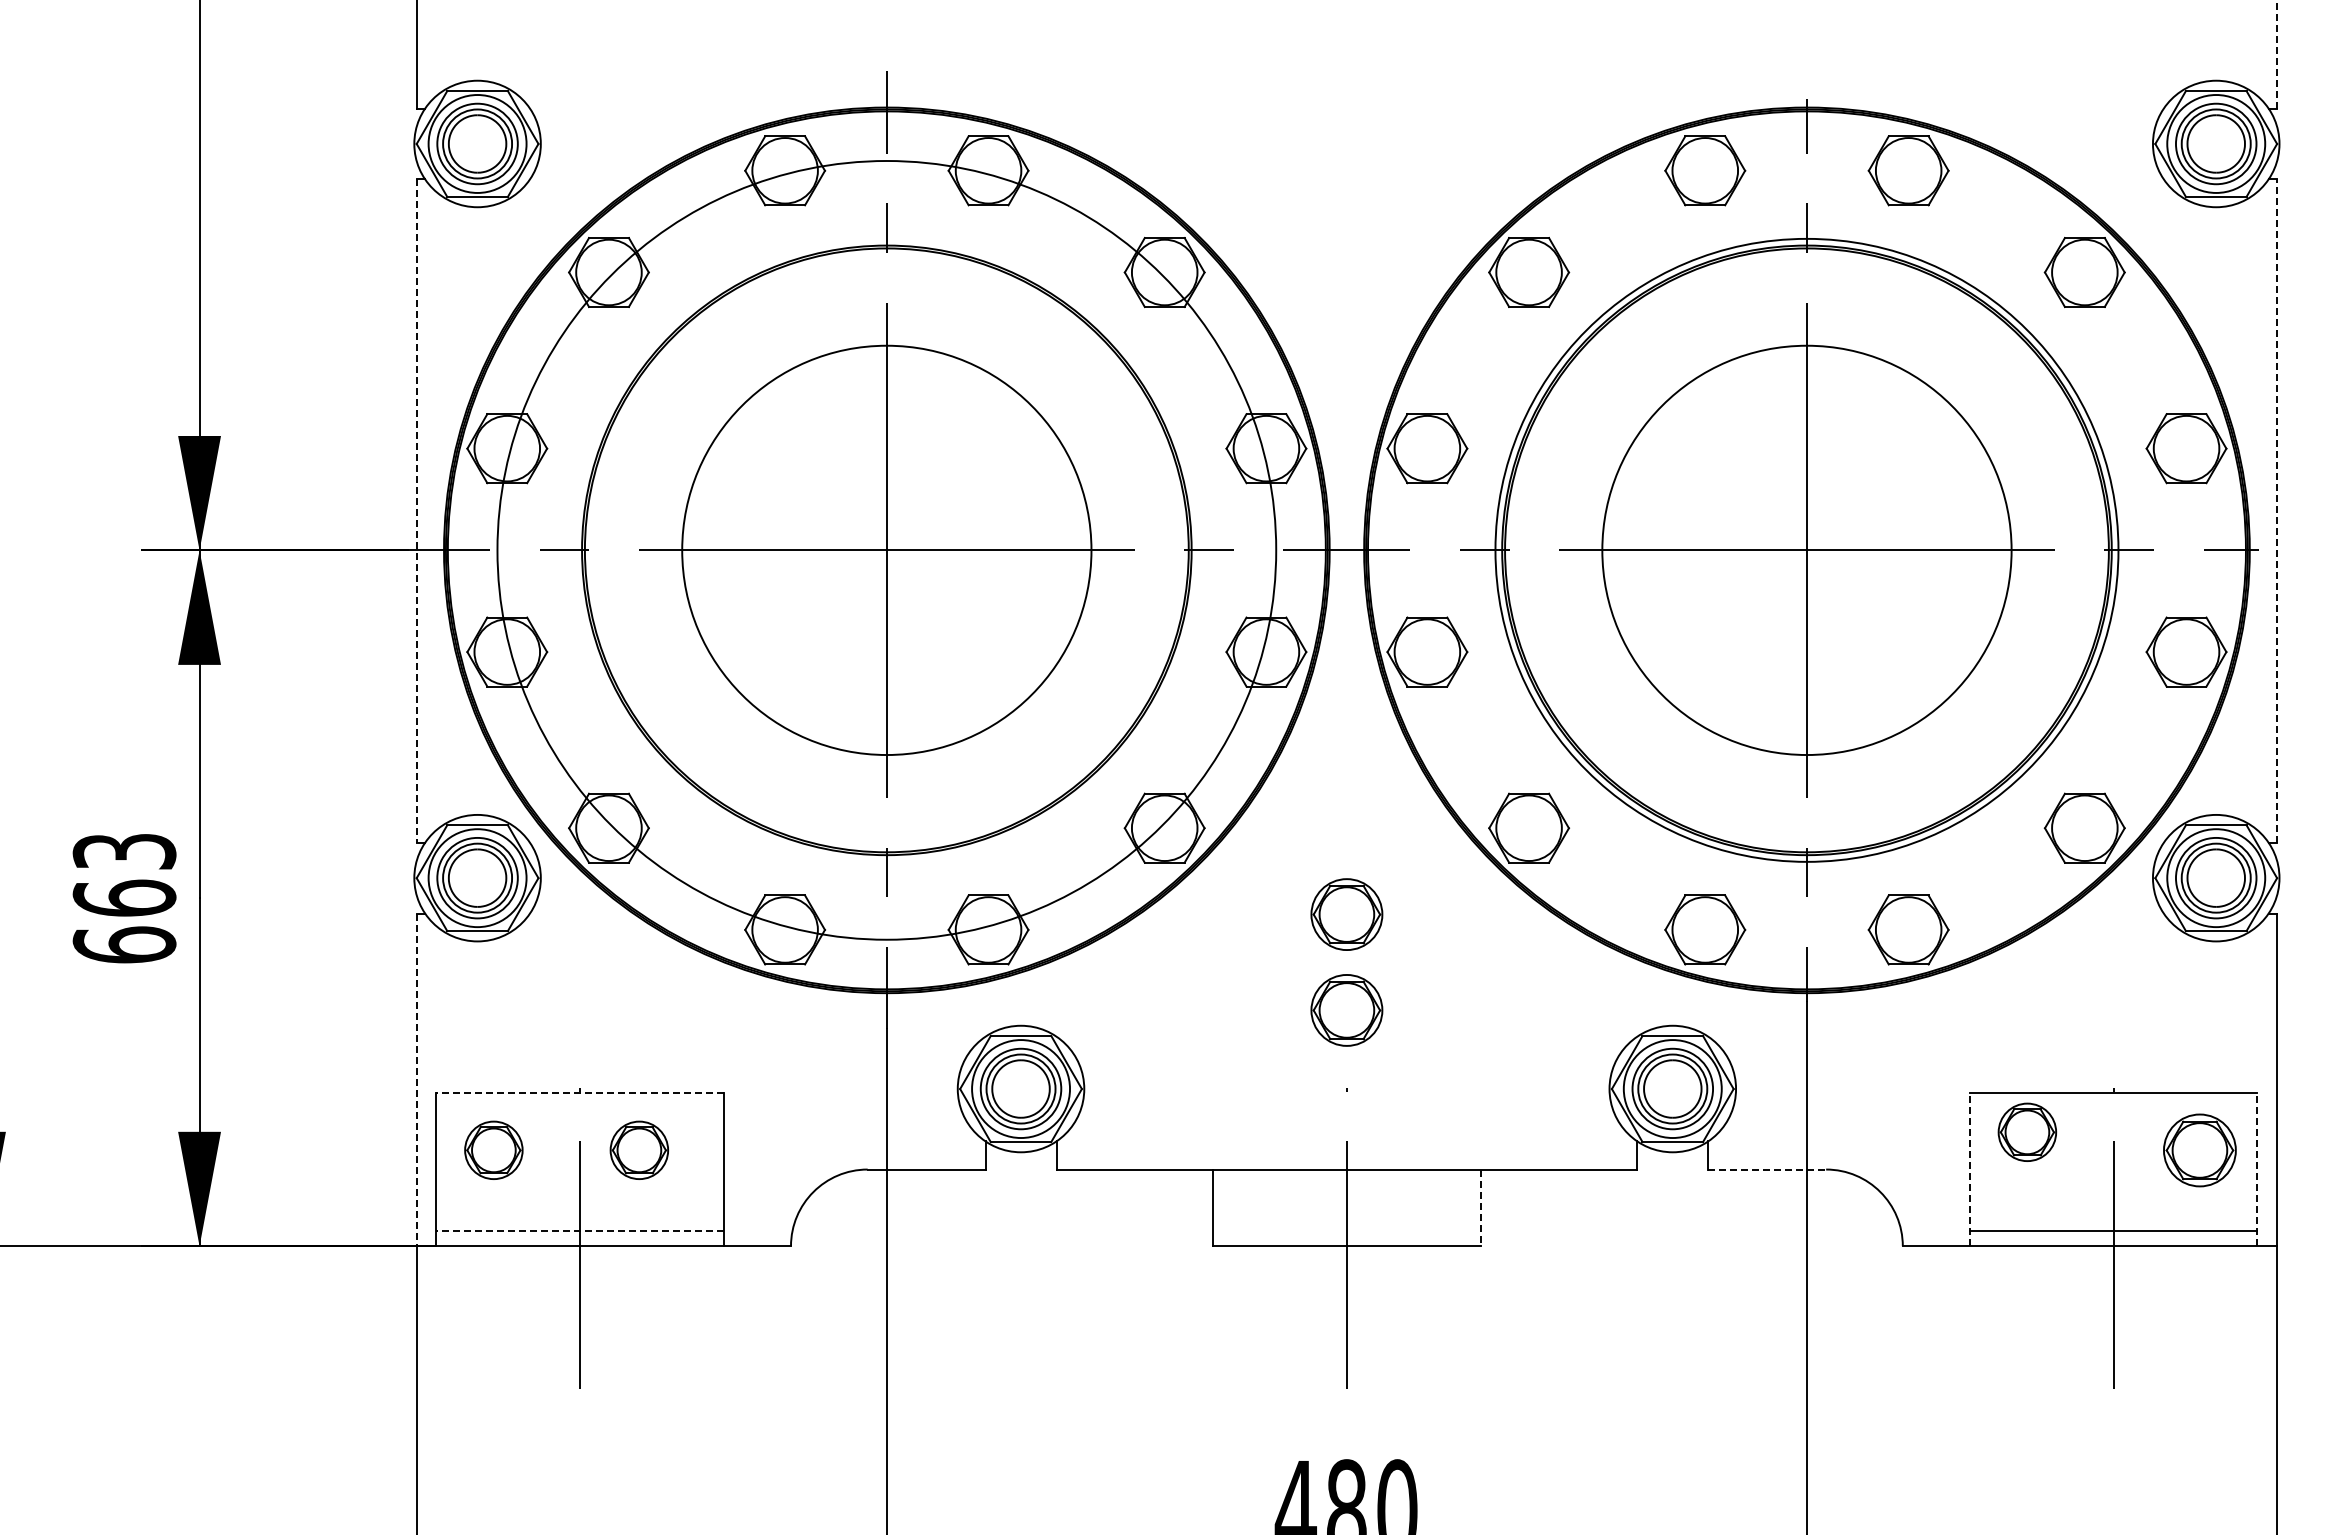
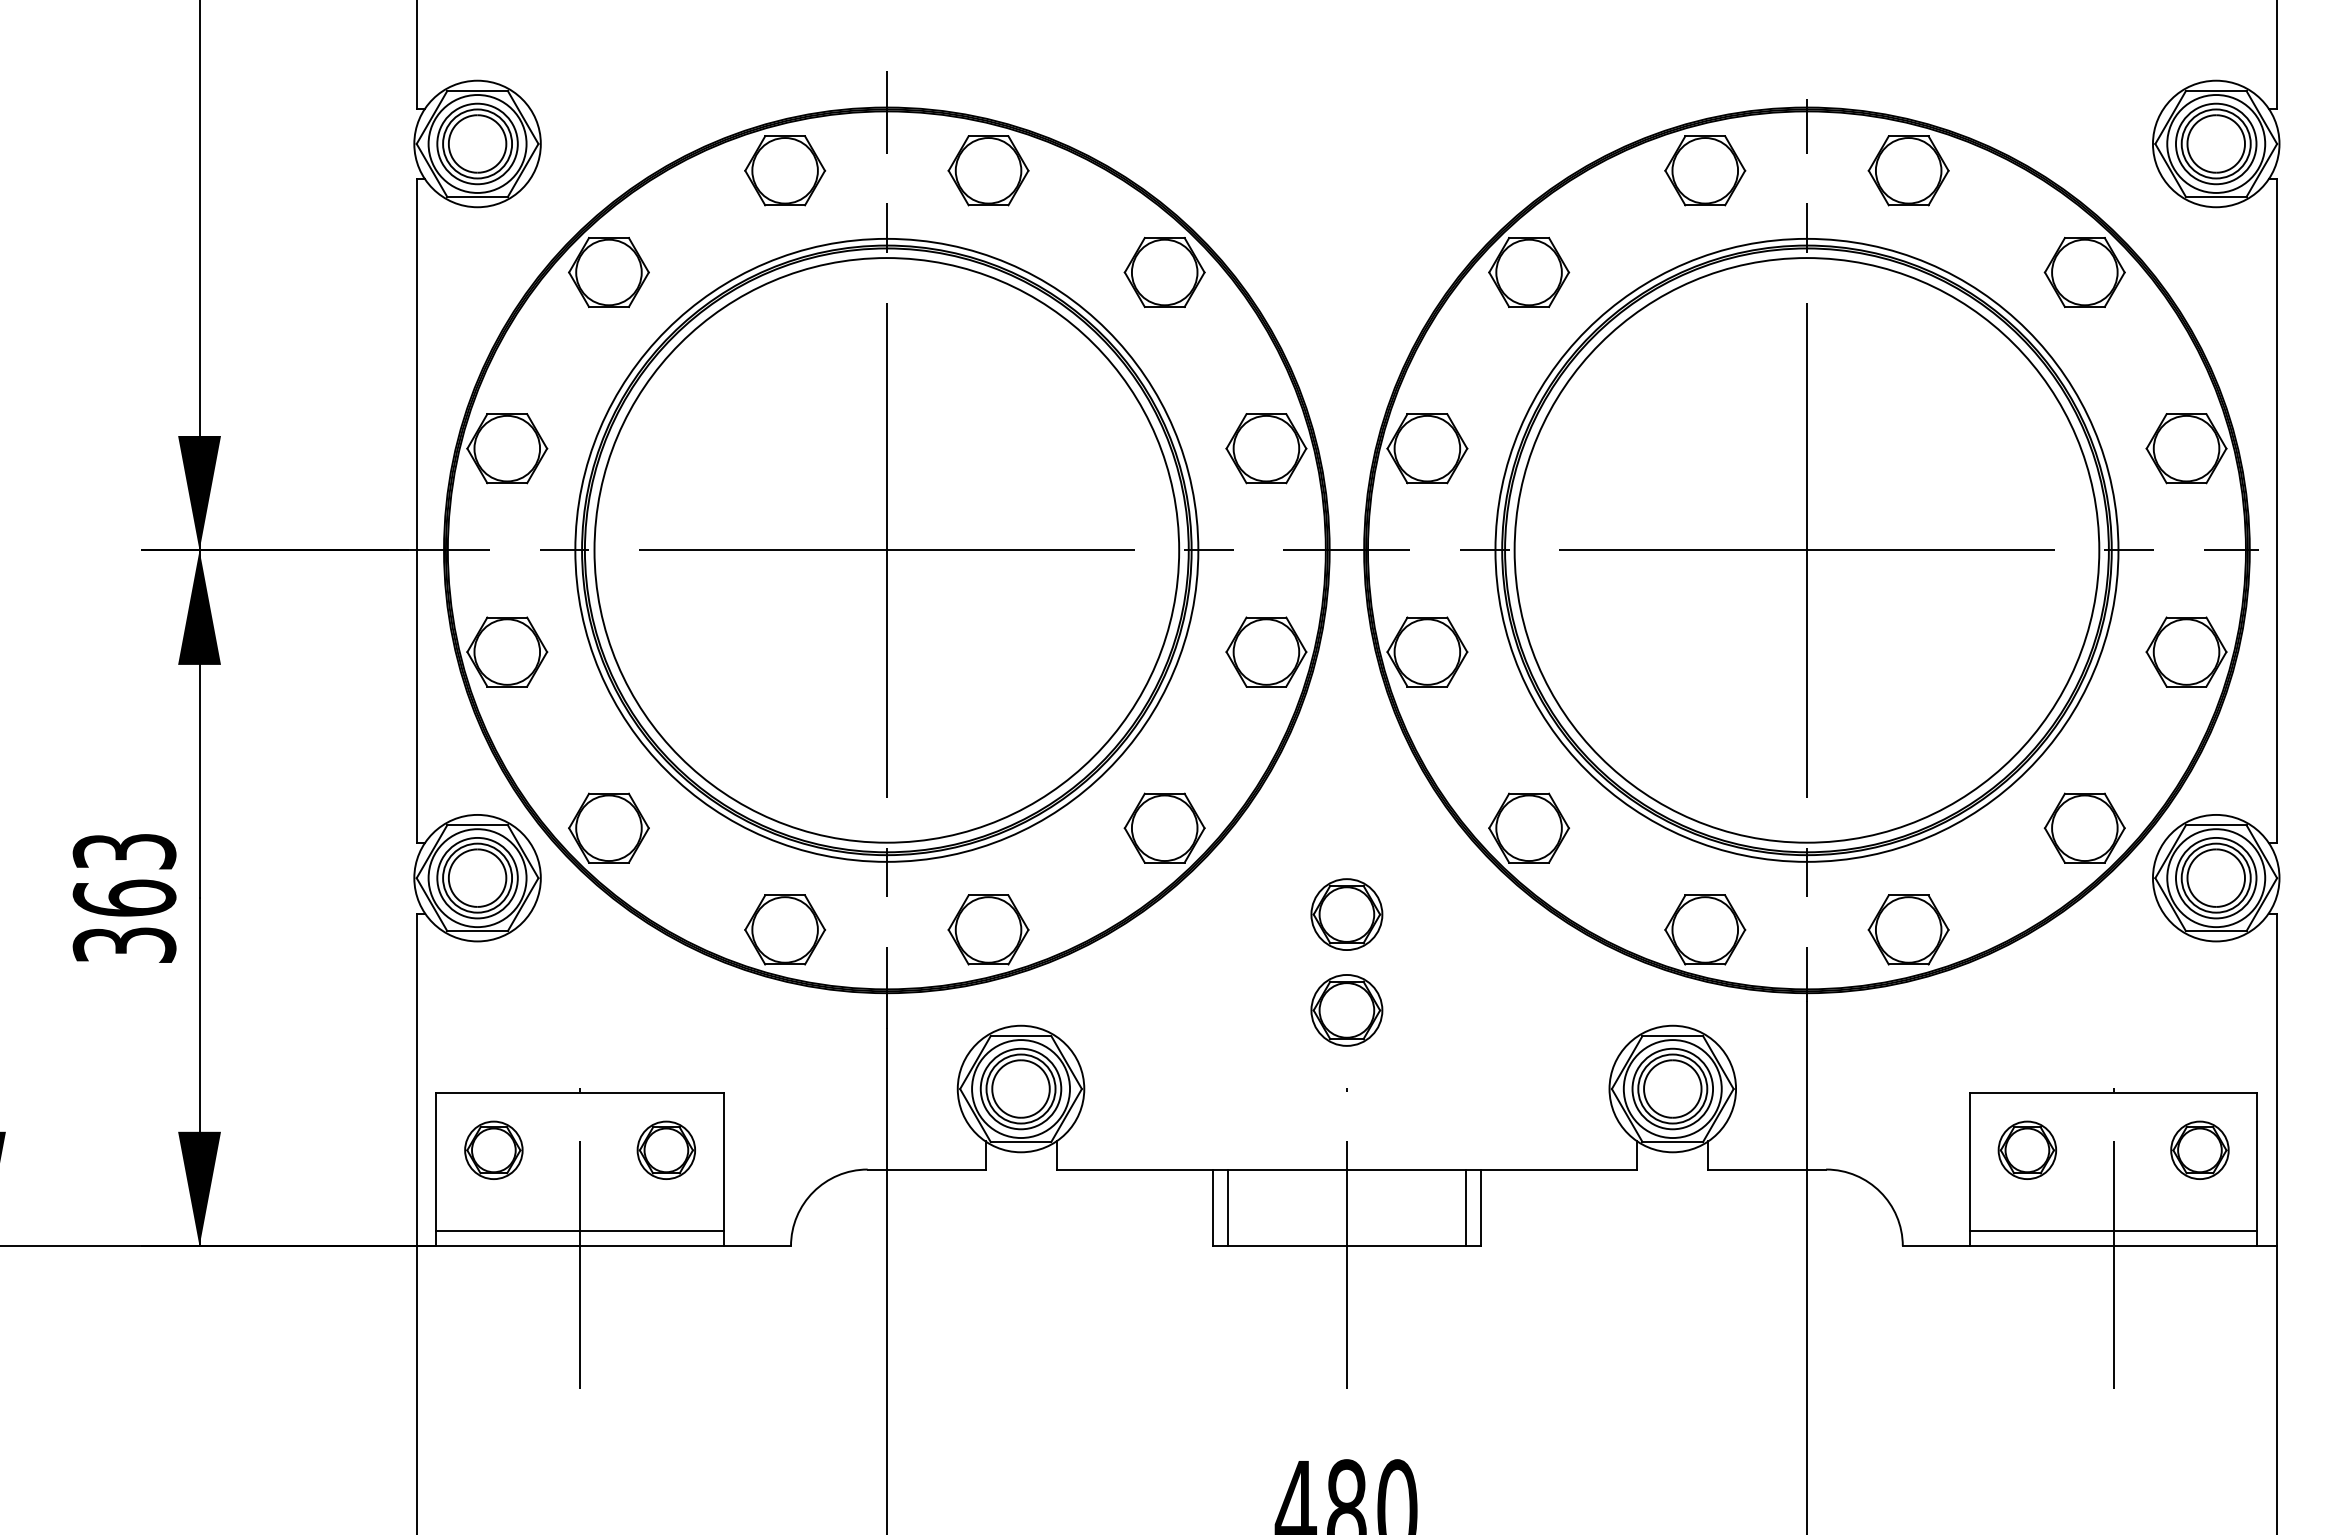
line: dashed -> solid (2276, 54)
line: dashed -> solid (417, 511)
line: dashed -> solid (2276, 511)
circle diameter: 409 px -> 585 px (886, 550)
circle diameter: 779 px -> 623 px (886, 549)
circle diameter: 409 px -> 585 px (1806, 550)
text: 663 -> 363 (124, 944)
line: dashed -> solid (417, 1080)
line: dashed -> solid (580, 1092)
part position: (2027, 1131) -> (2027, 1149) (2027, 1149)
part position: (638, 1149) -> (665, 1149) (665, 1149)
part size: 74x75 px -> 60x60 px (2199, 1149)
line: dashed -> solid (1767, 1169)
line: dashed -> solid (1969, 1169)
line: dashed -> solid (2257, 1169)
line: none -> present (1228, 1207)
line: none -> present (1465, 1207)
line: dashed -> solid (1481, 1208)
line: dashed -> solid (580, 1230)
